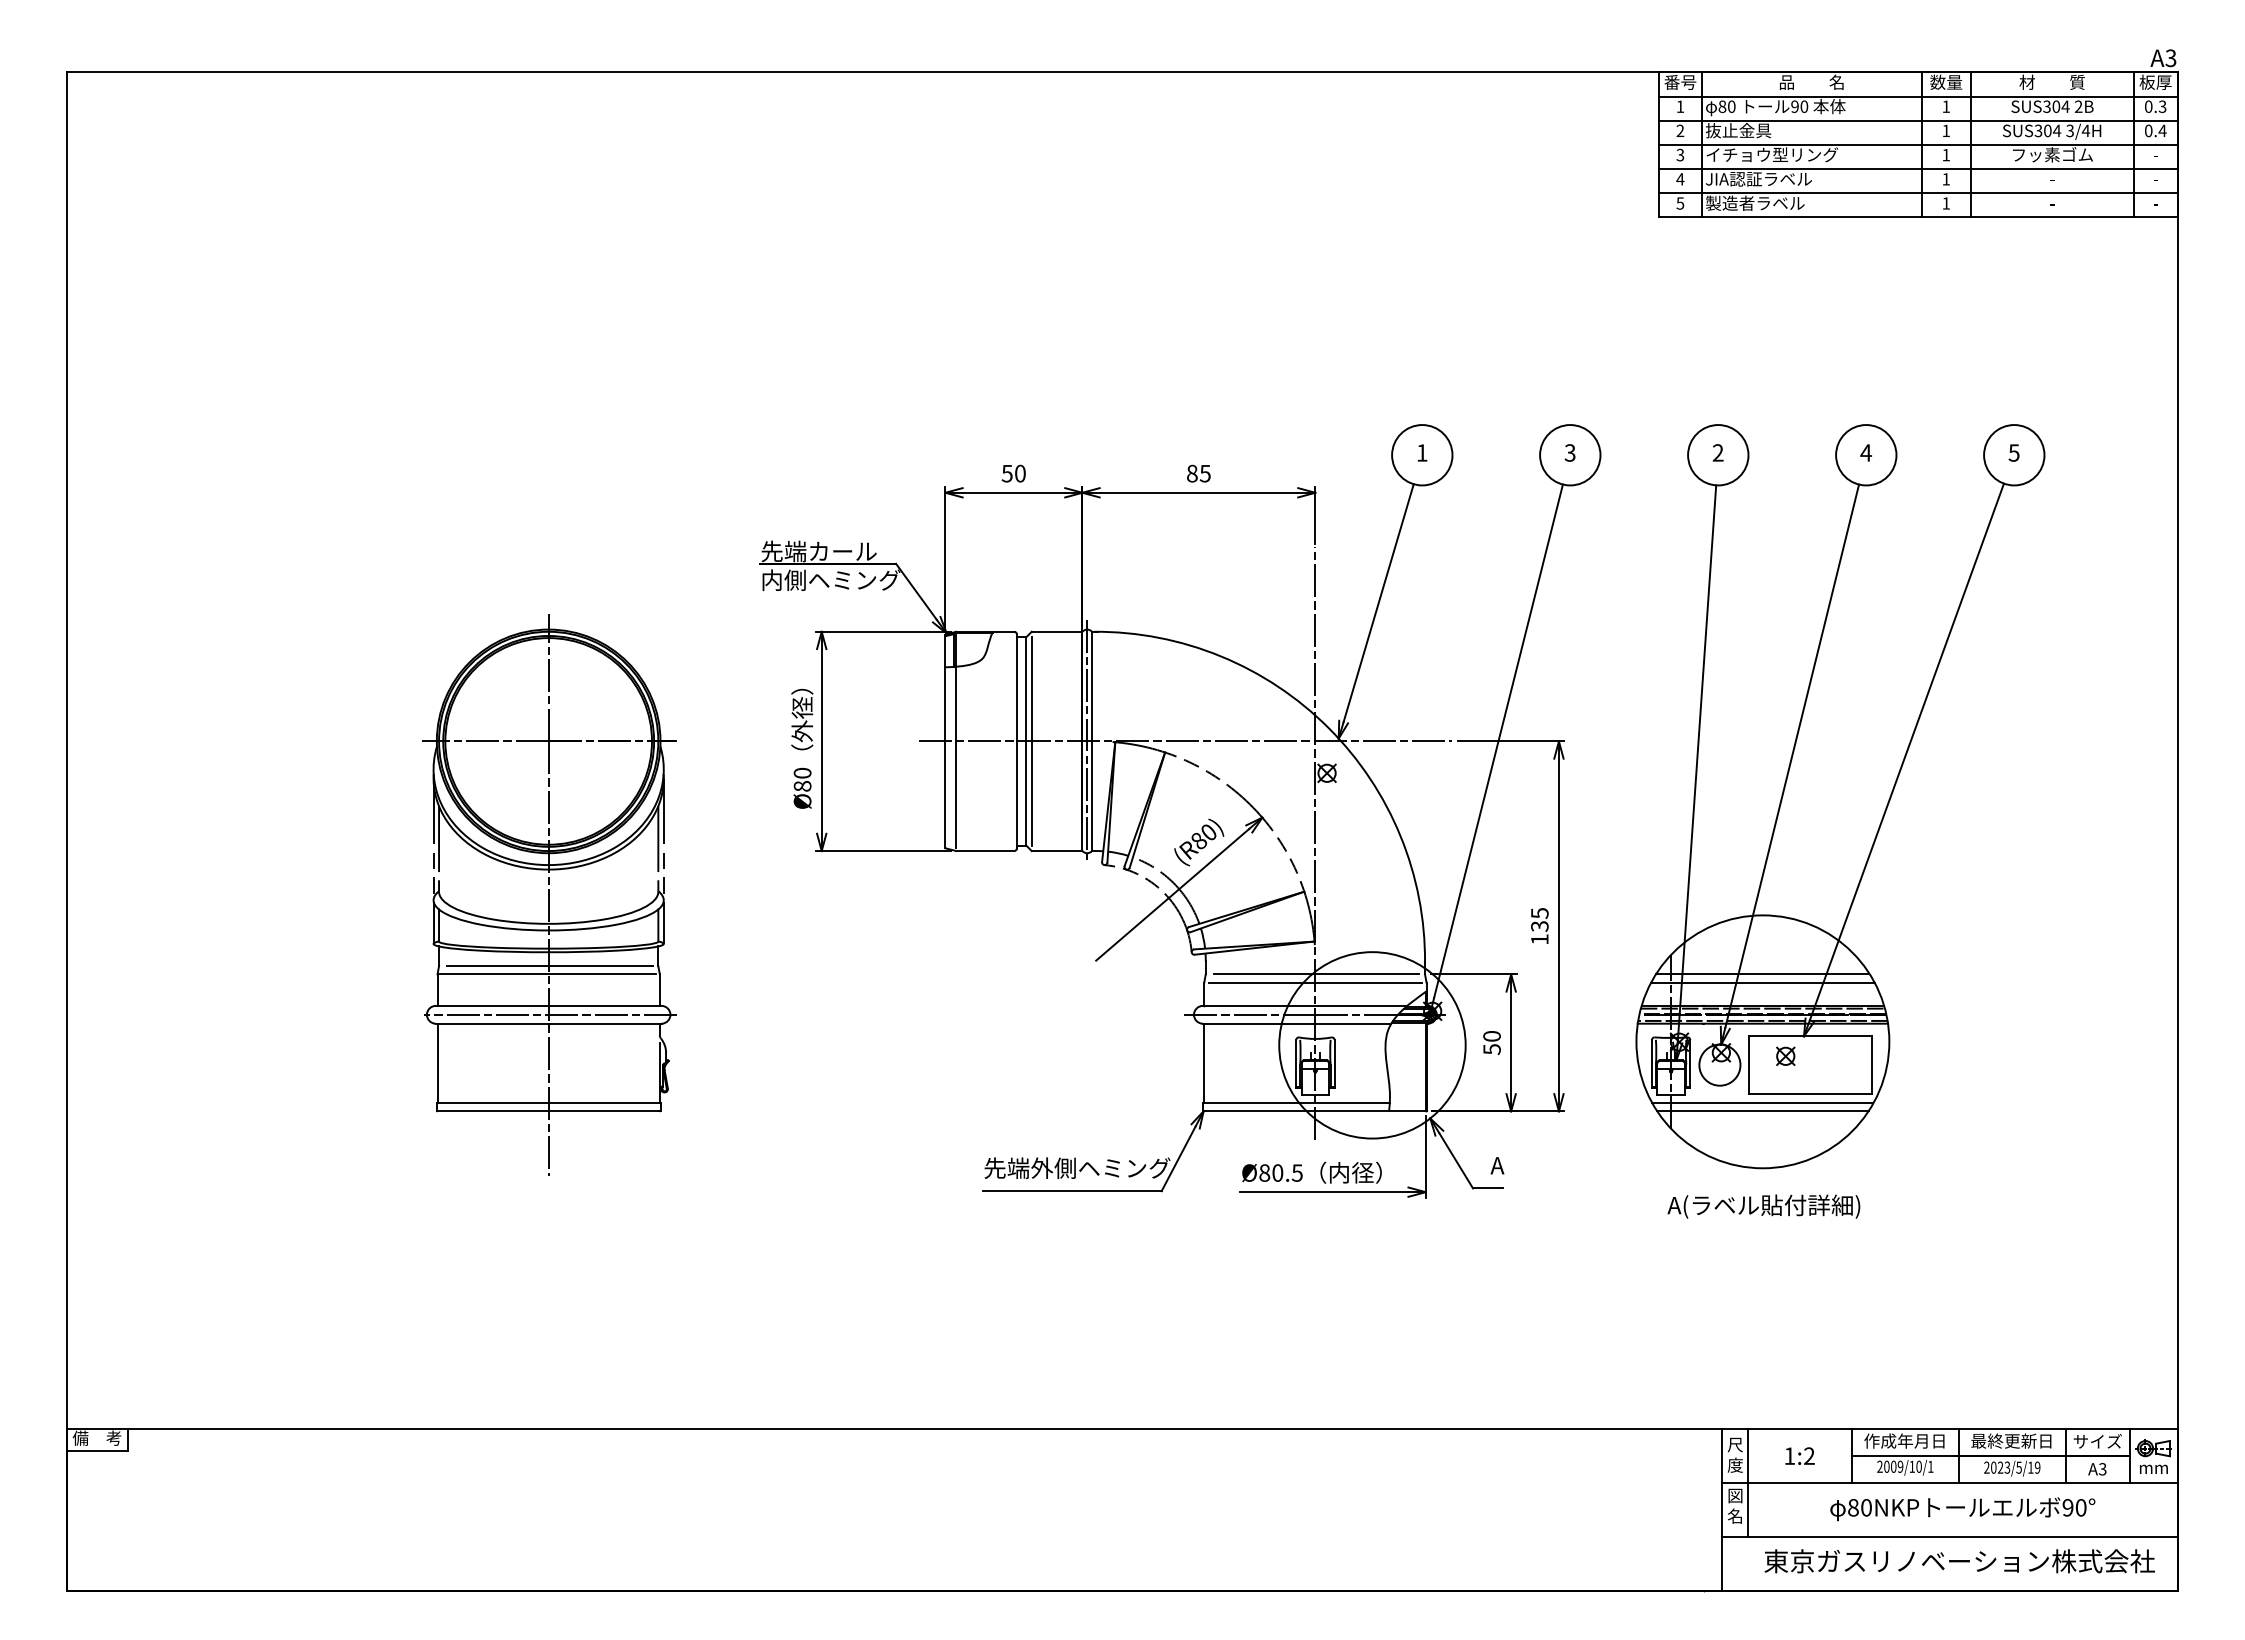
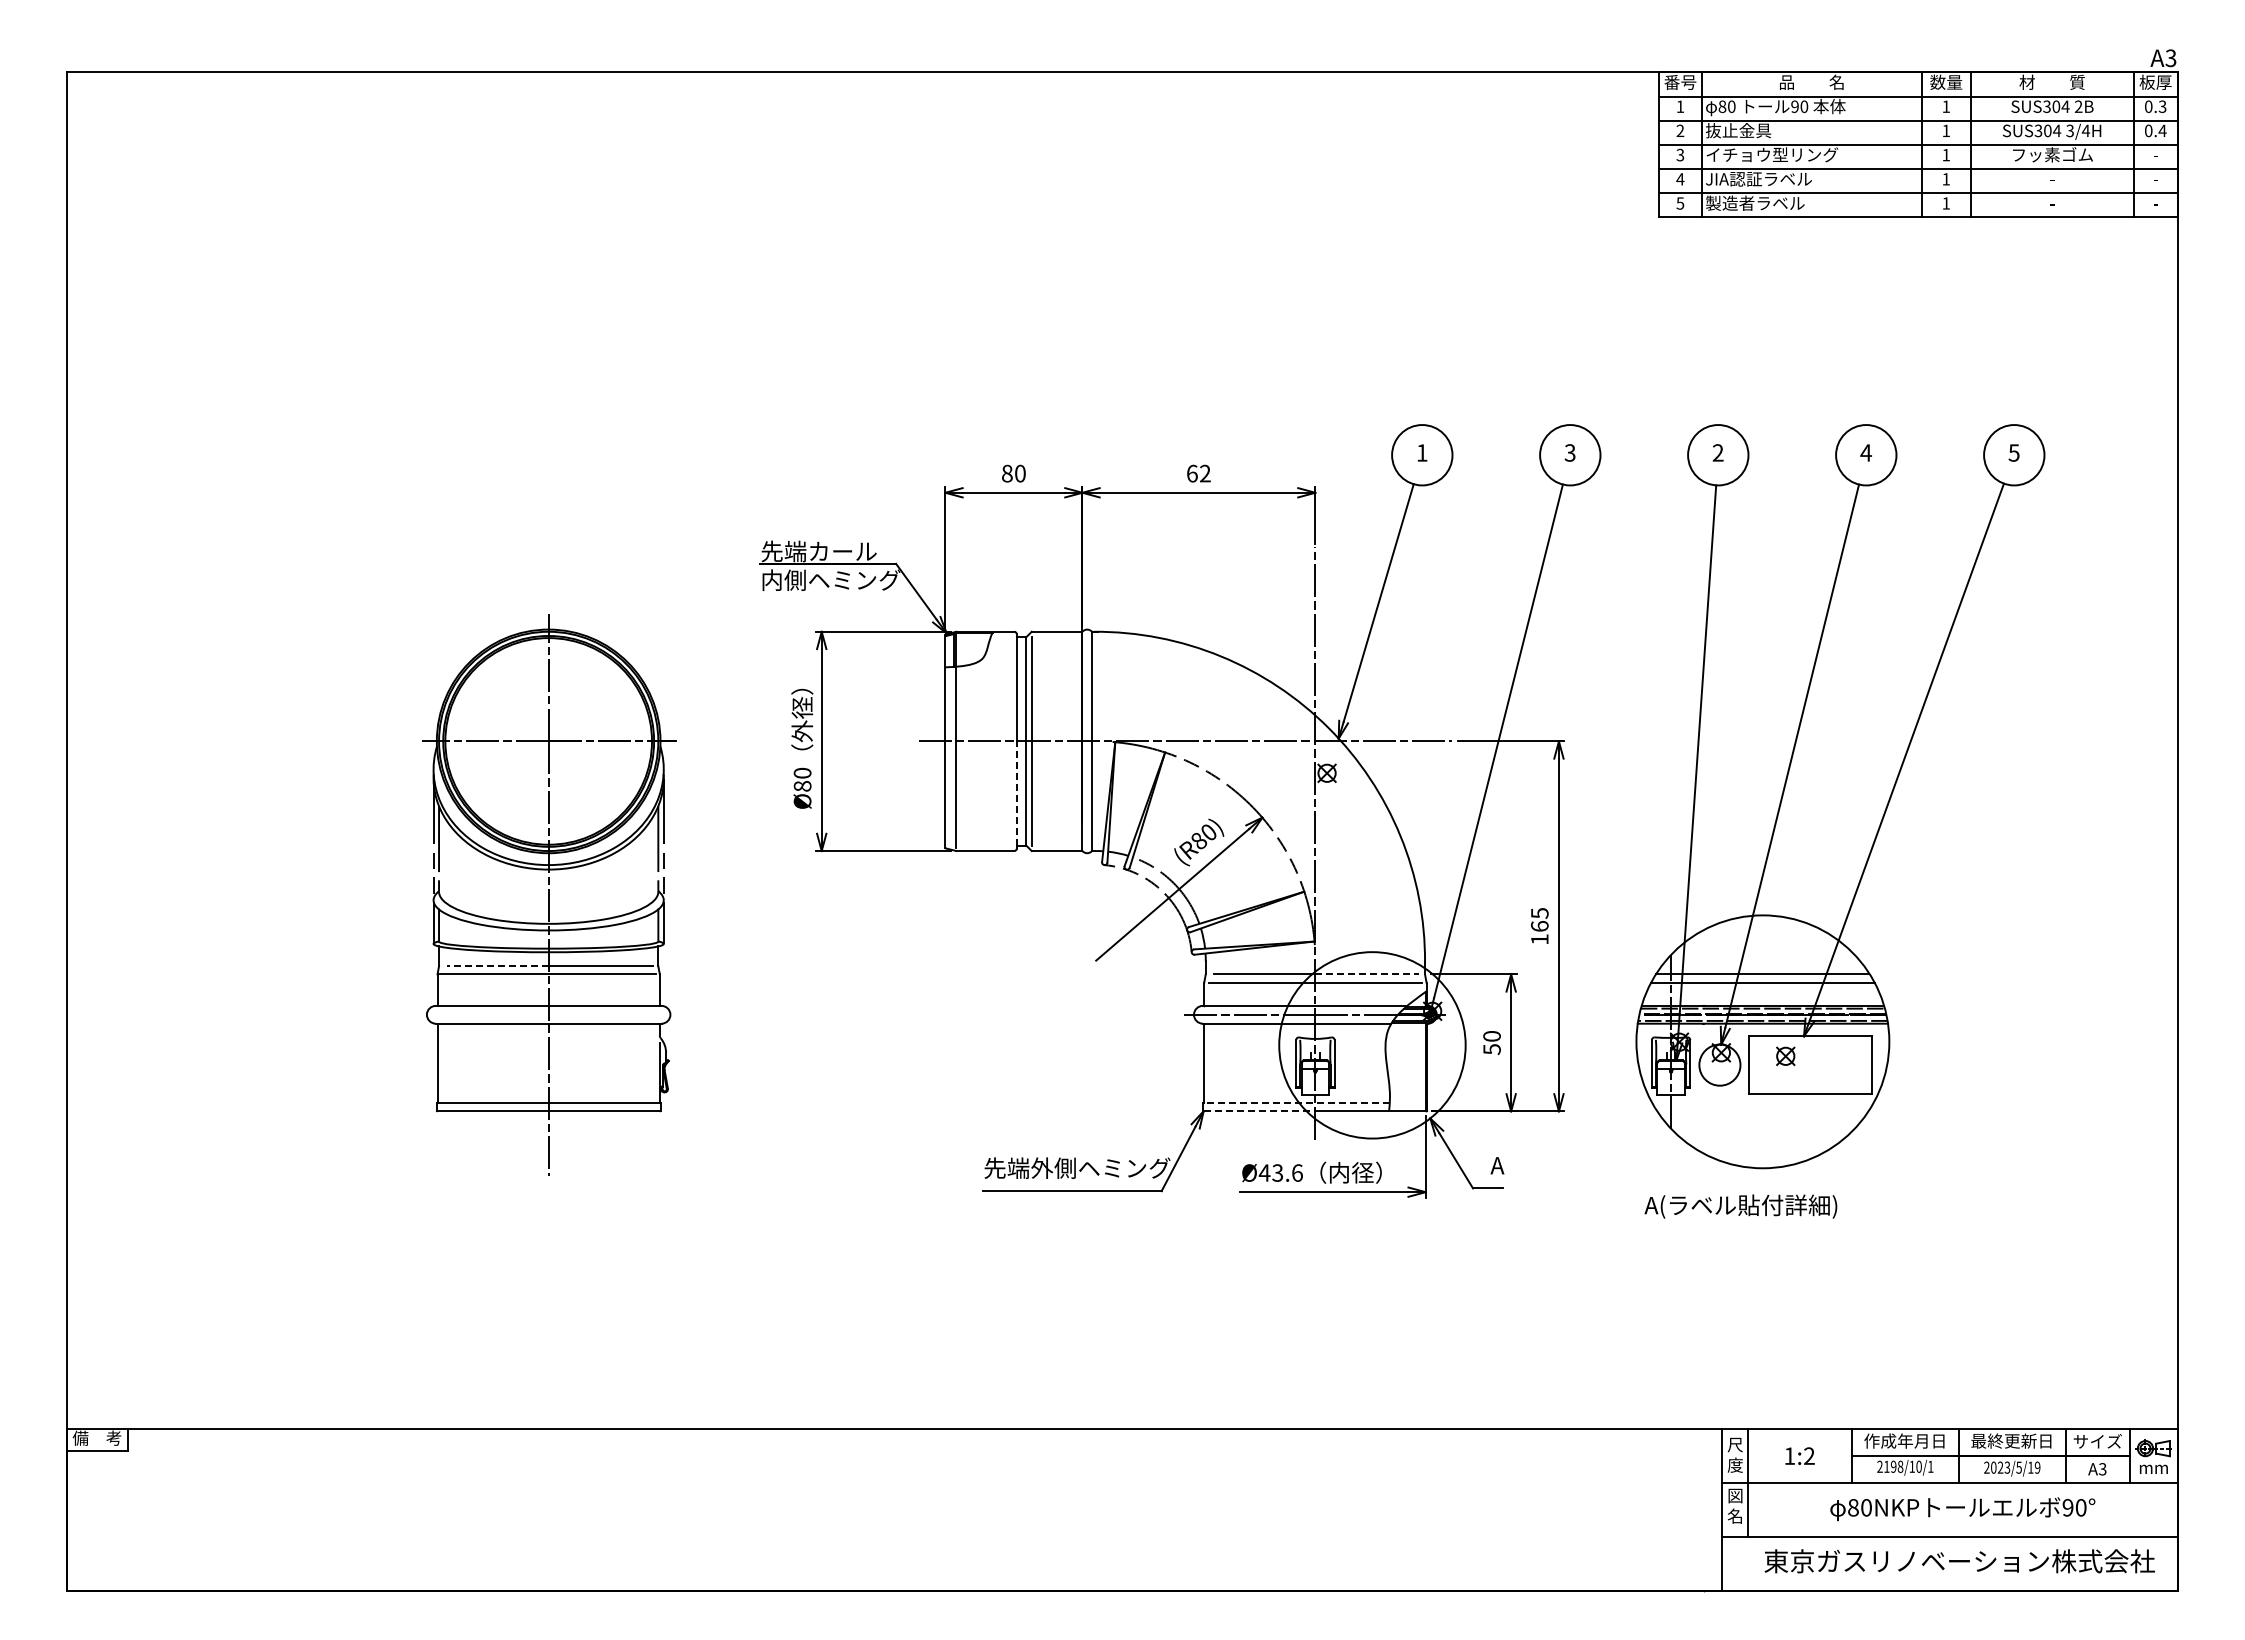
text: 50 -> 80 (1006, 473)
text: 85 -> 62 (1198, 473)
line: present -> none (1087, 739)
line: solid -> dashed (1016, 792)
text: 135 -> 165 (1539, 926)
line: solid -> dashed (497, 966)
line: solid -> dashed (1367, 974)
line: present -> none (549, 1014)
line: solid -> dashed (1295, 1103)
line: present -> none (1762, 1103)
line: solid -> dashed (1259, 1111)
line: present -> none (1762, 1111)
text: Ø80.5 -> Ø43.6 (1280, 1172)
text position: (1763, 1206) -> (1740, 1206) (1740, 1206)
text: 2009/10/1 -> 2198/10/1 (1893, 1466)
